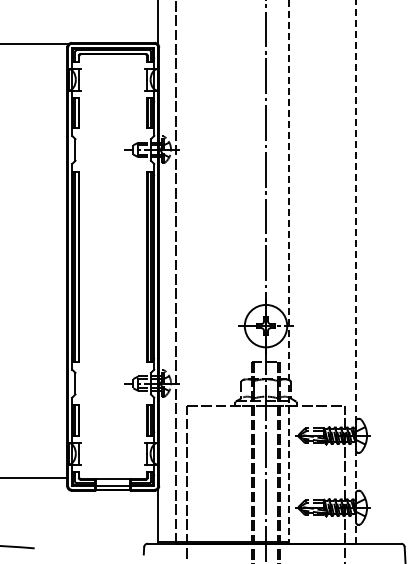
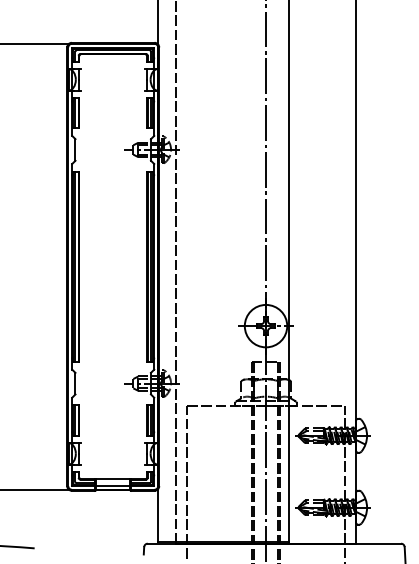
line: dashed -> solid (289, 270)
line: dashed -> solid (355, 271)
line position: (35, 477) -> (35, 489) (35, 489)
